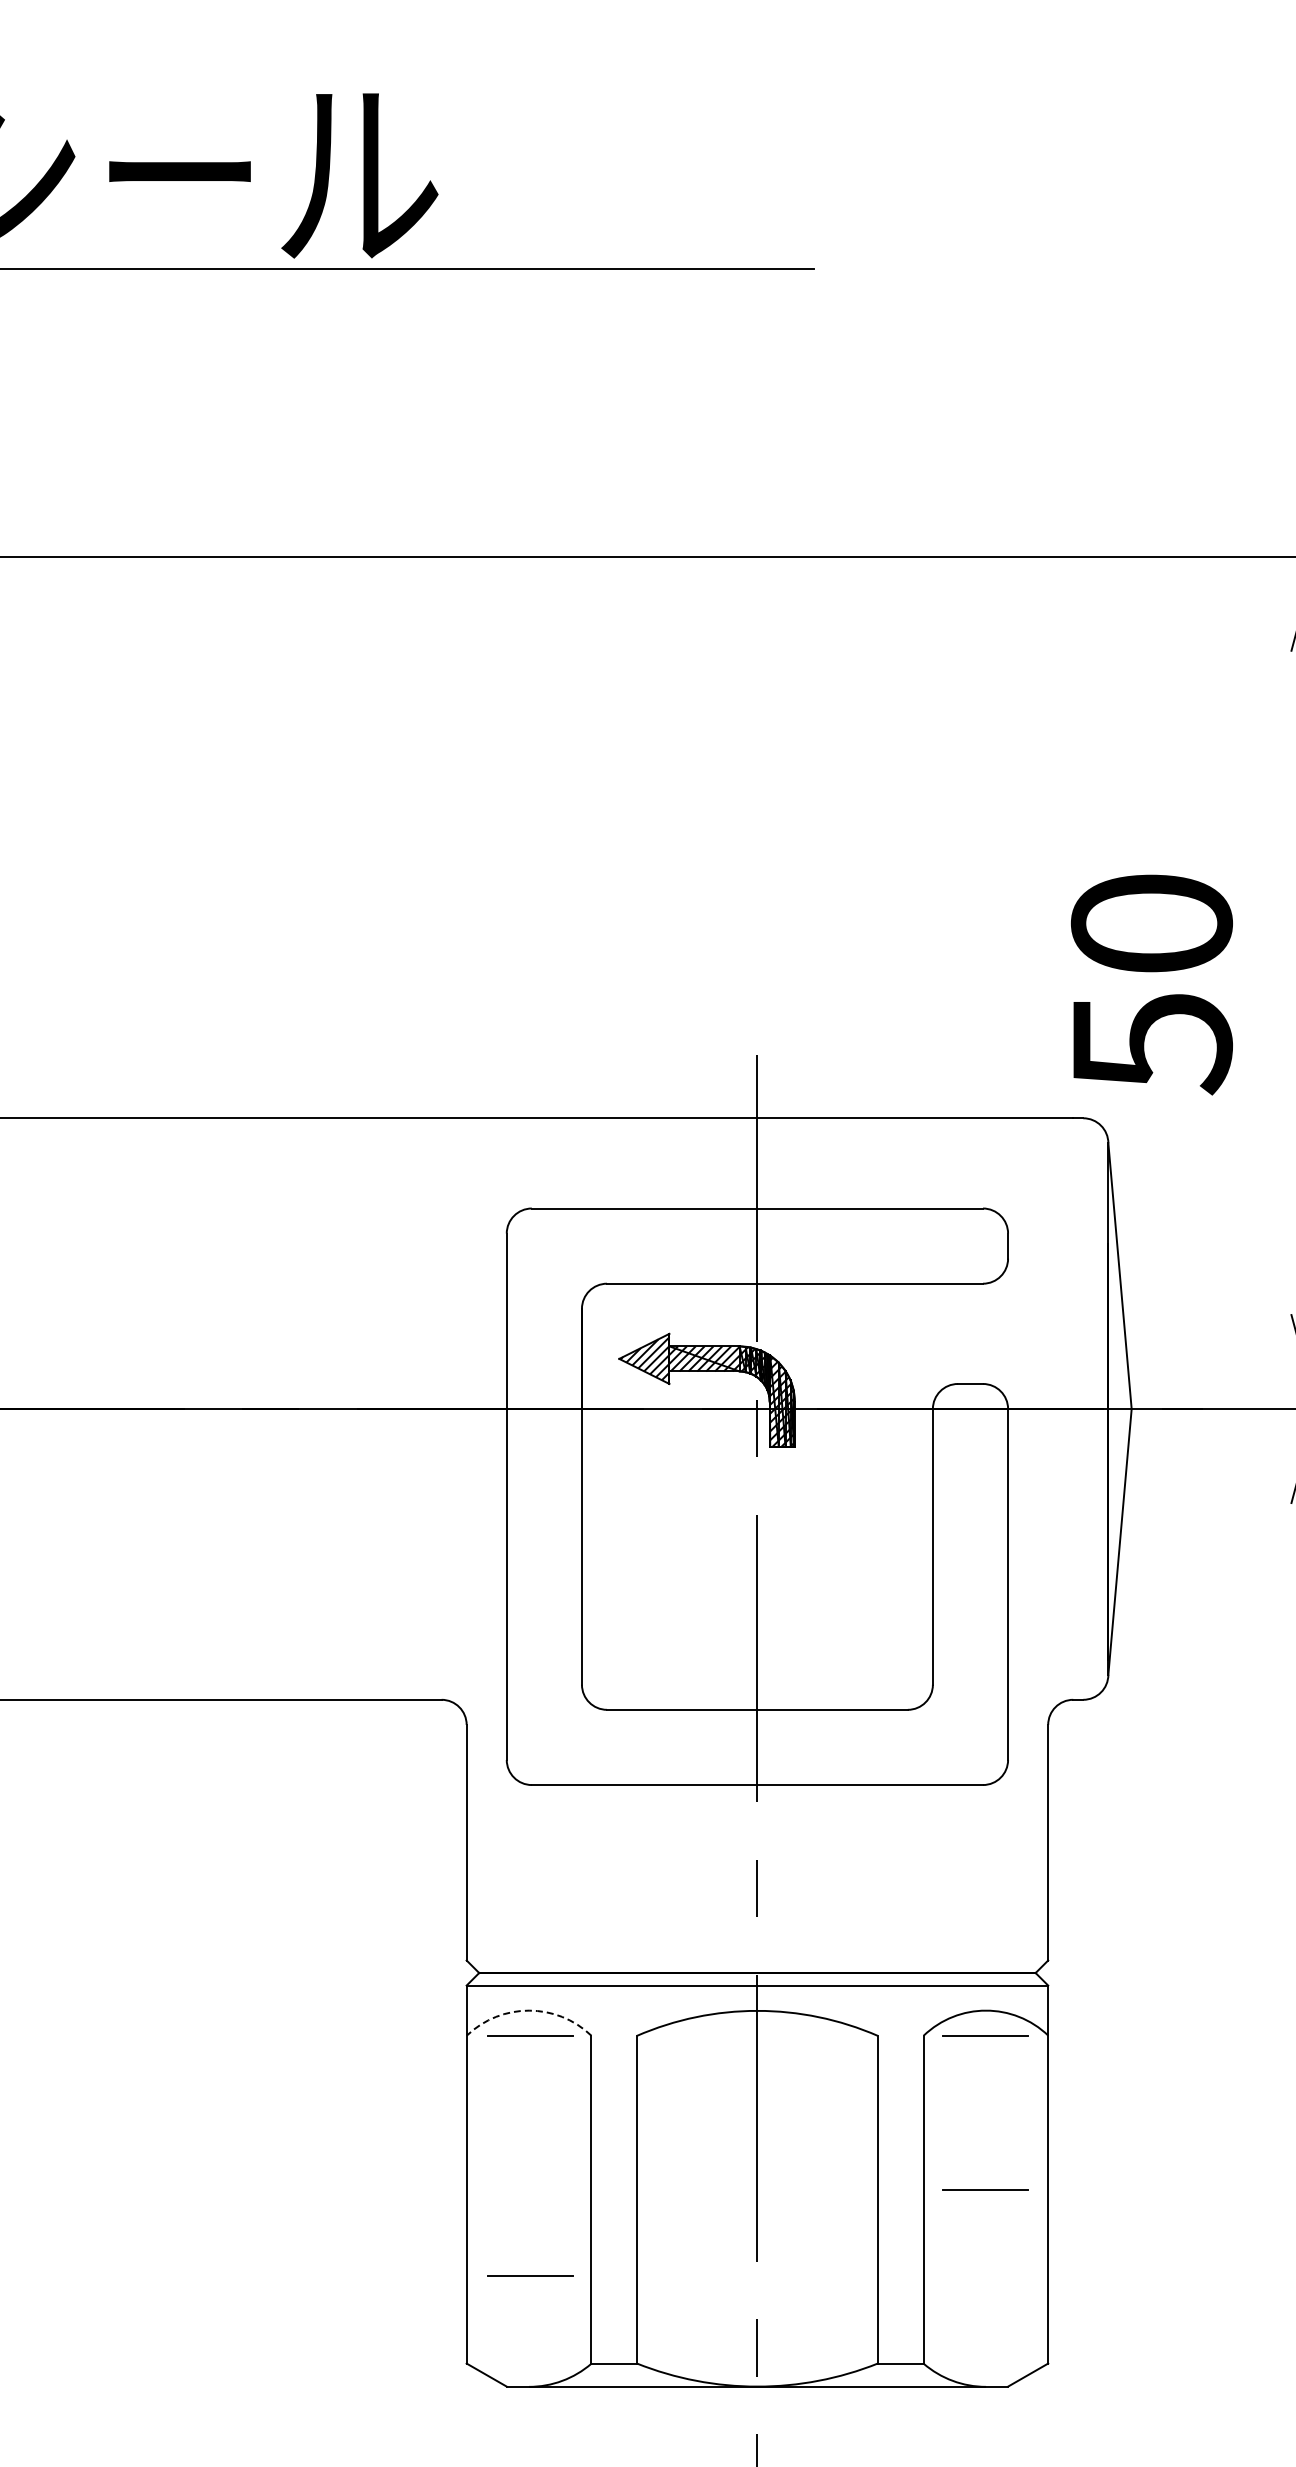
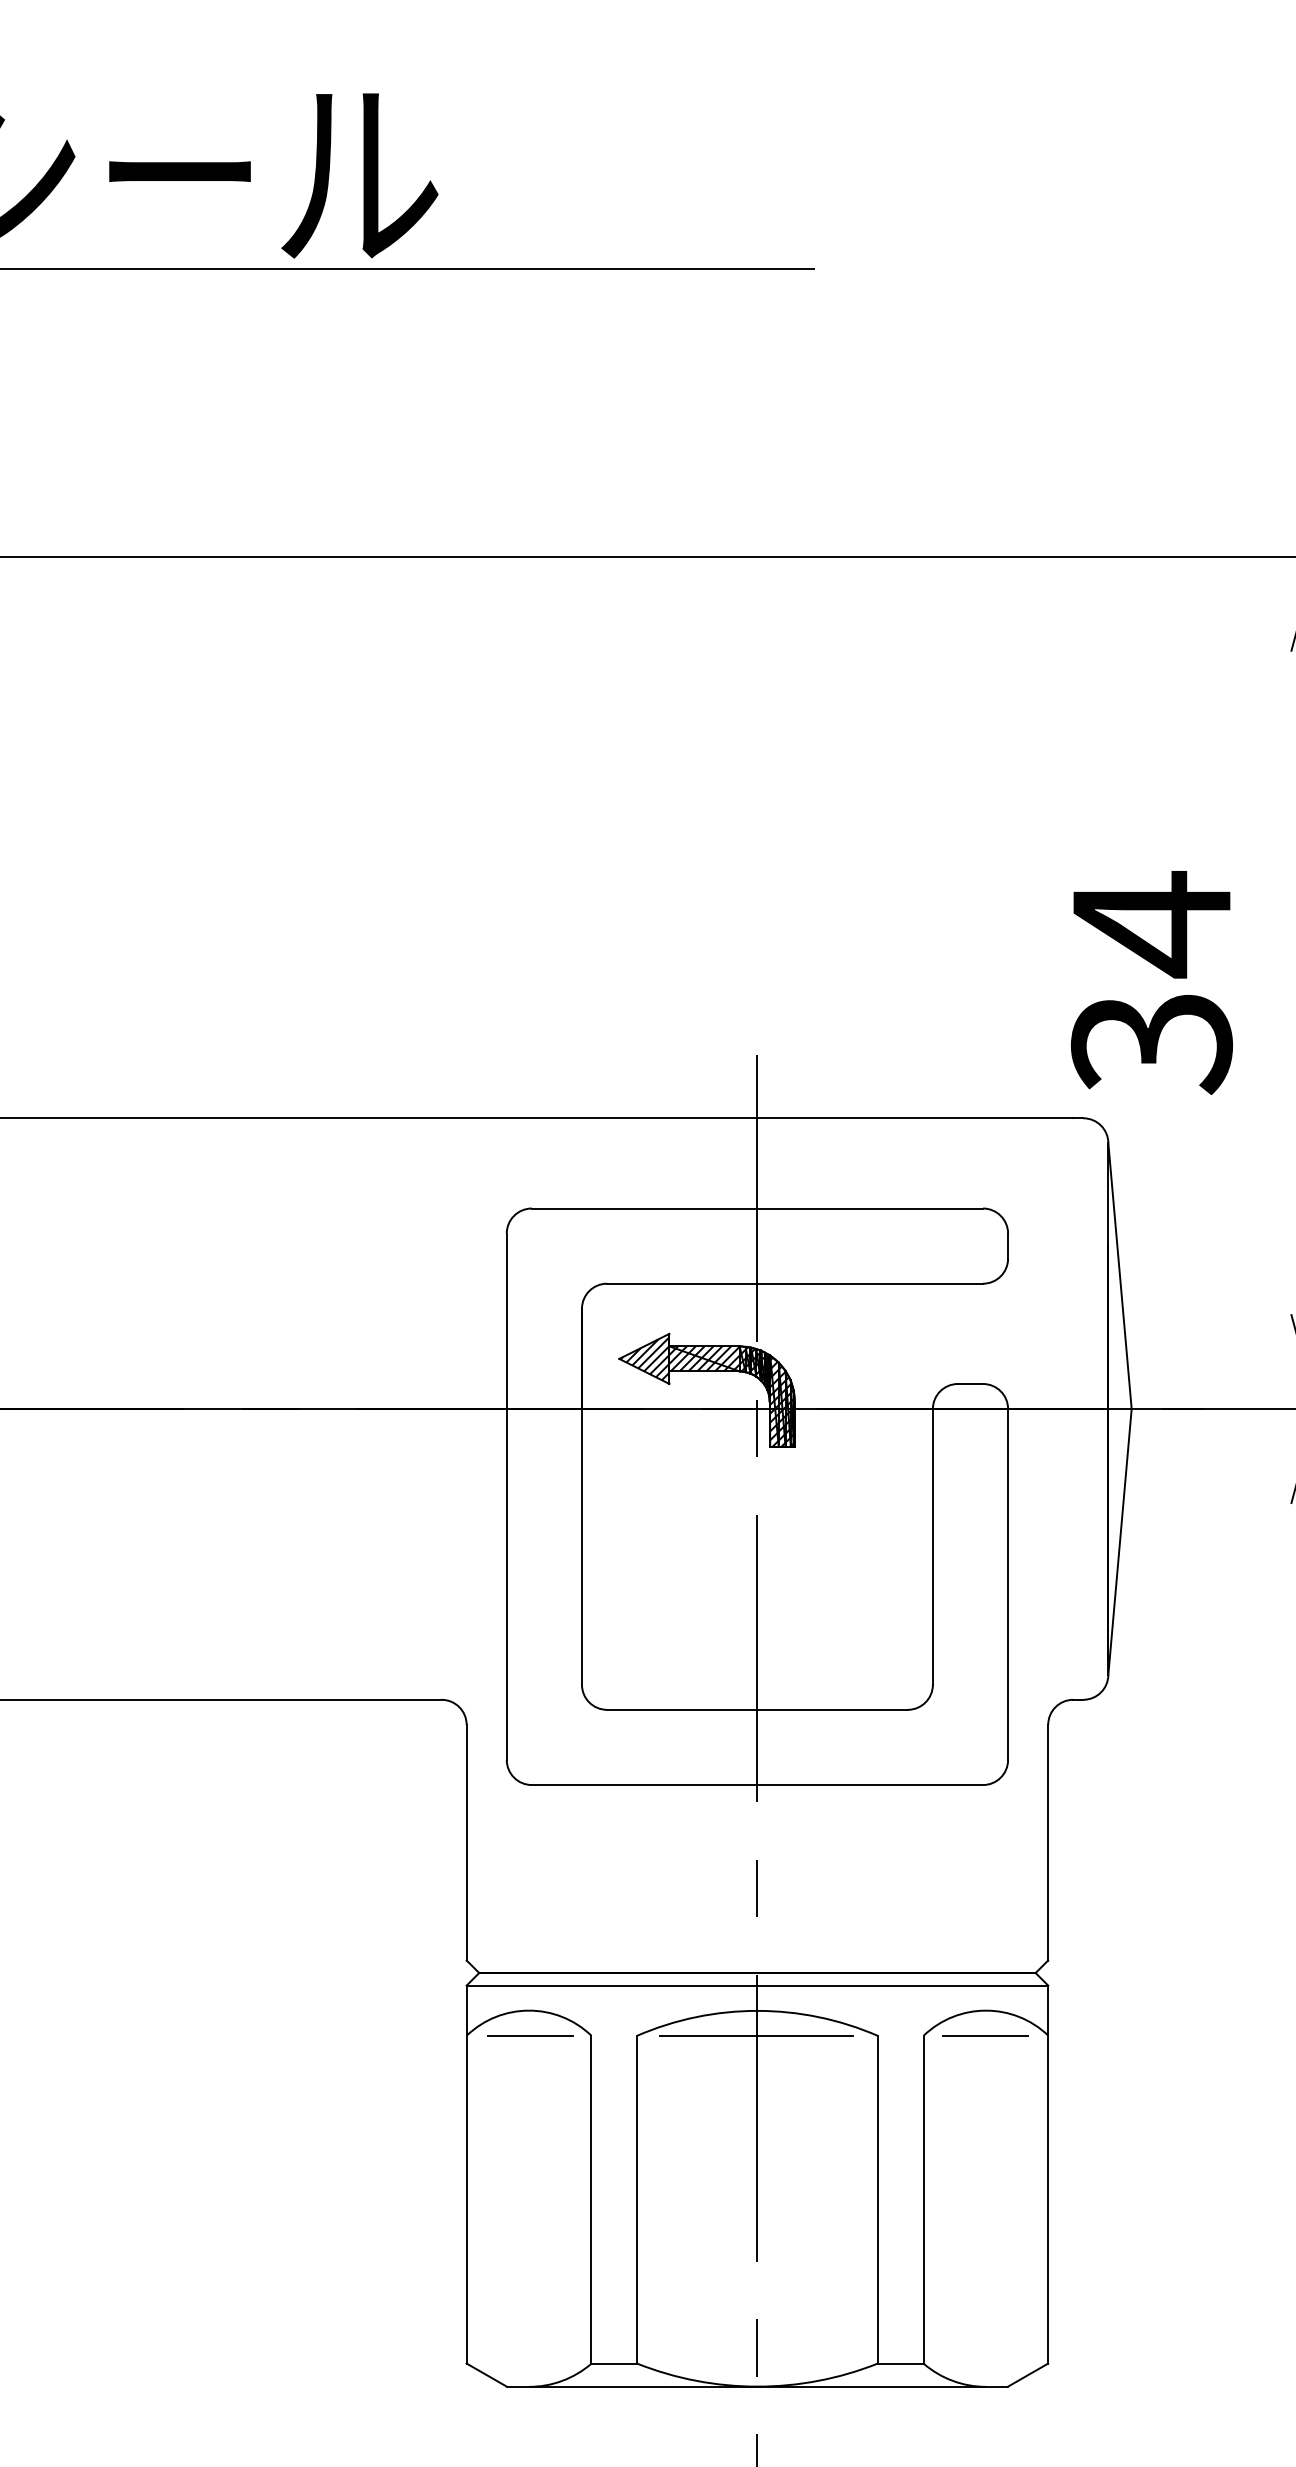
text: 50 -> 34 (1151, 983)
arc: dashed -> solid (529, 2010)
line: none -> present (756, 2035)
line: present -> none (985, 2189)
line: present -> none (530, 2275)
